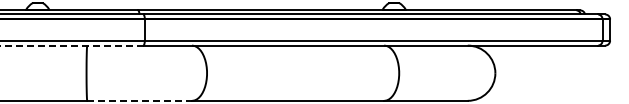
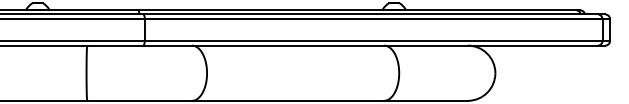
line: dashed -> solid (71, 45)
line: dashed -> solid (140, 100)
